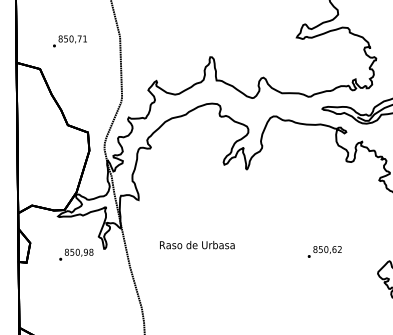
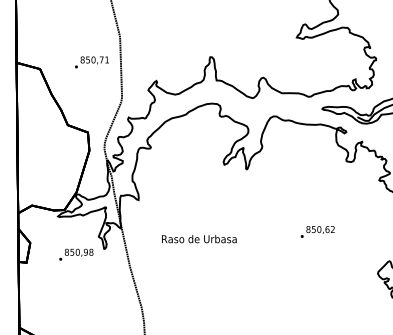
text position: (69, 41) -> (91, 62) (91, 62)
text position: (197, 245) -> (199, 239) (199, 239)
text position: (324, 251) -> (317, 231) (317, 231)
